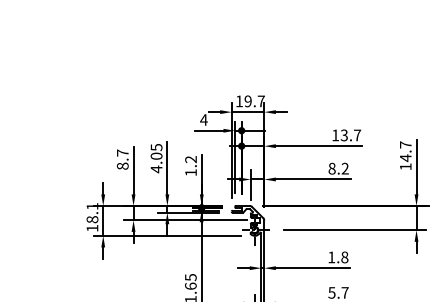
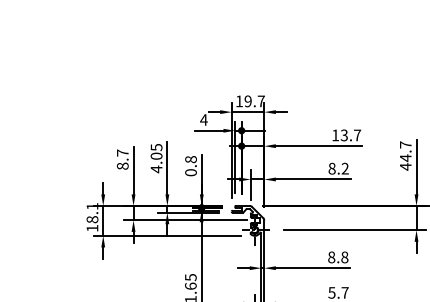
text: 1.2 -> 0.8 (190, 166)
text: 14.7 -> 44.7 (405, 166)
text: 1.8 -> 8.8 (331, 257)
